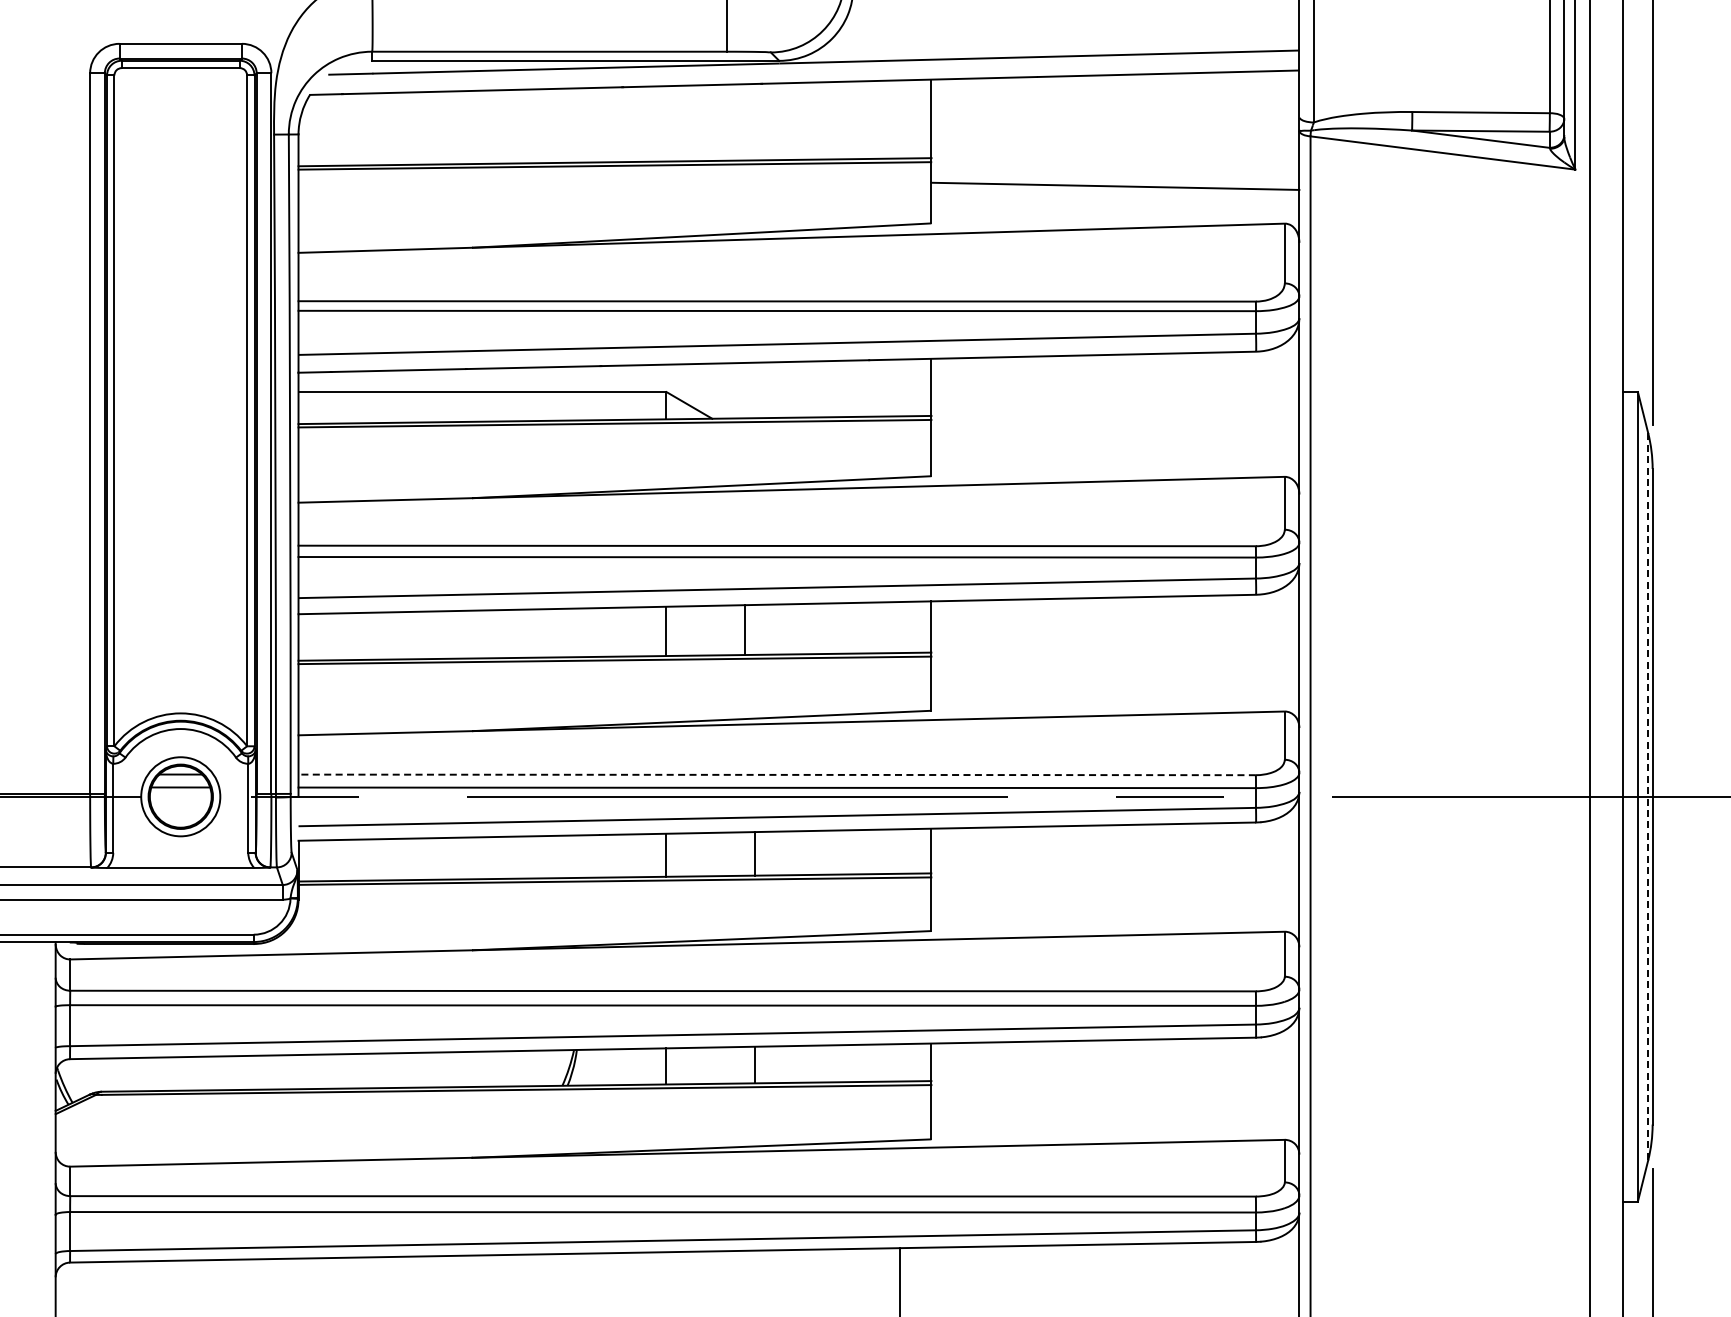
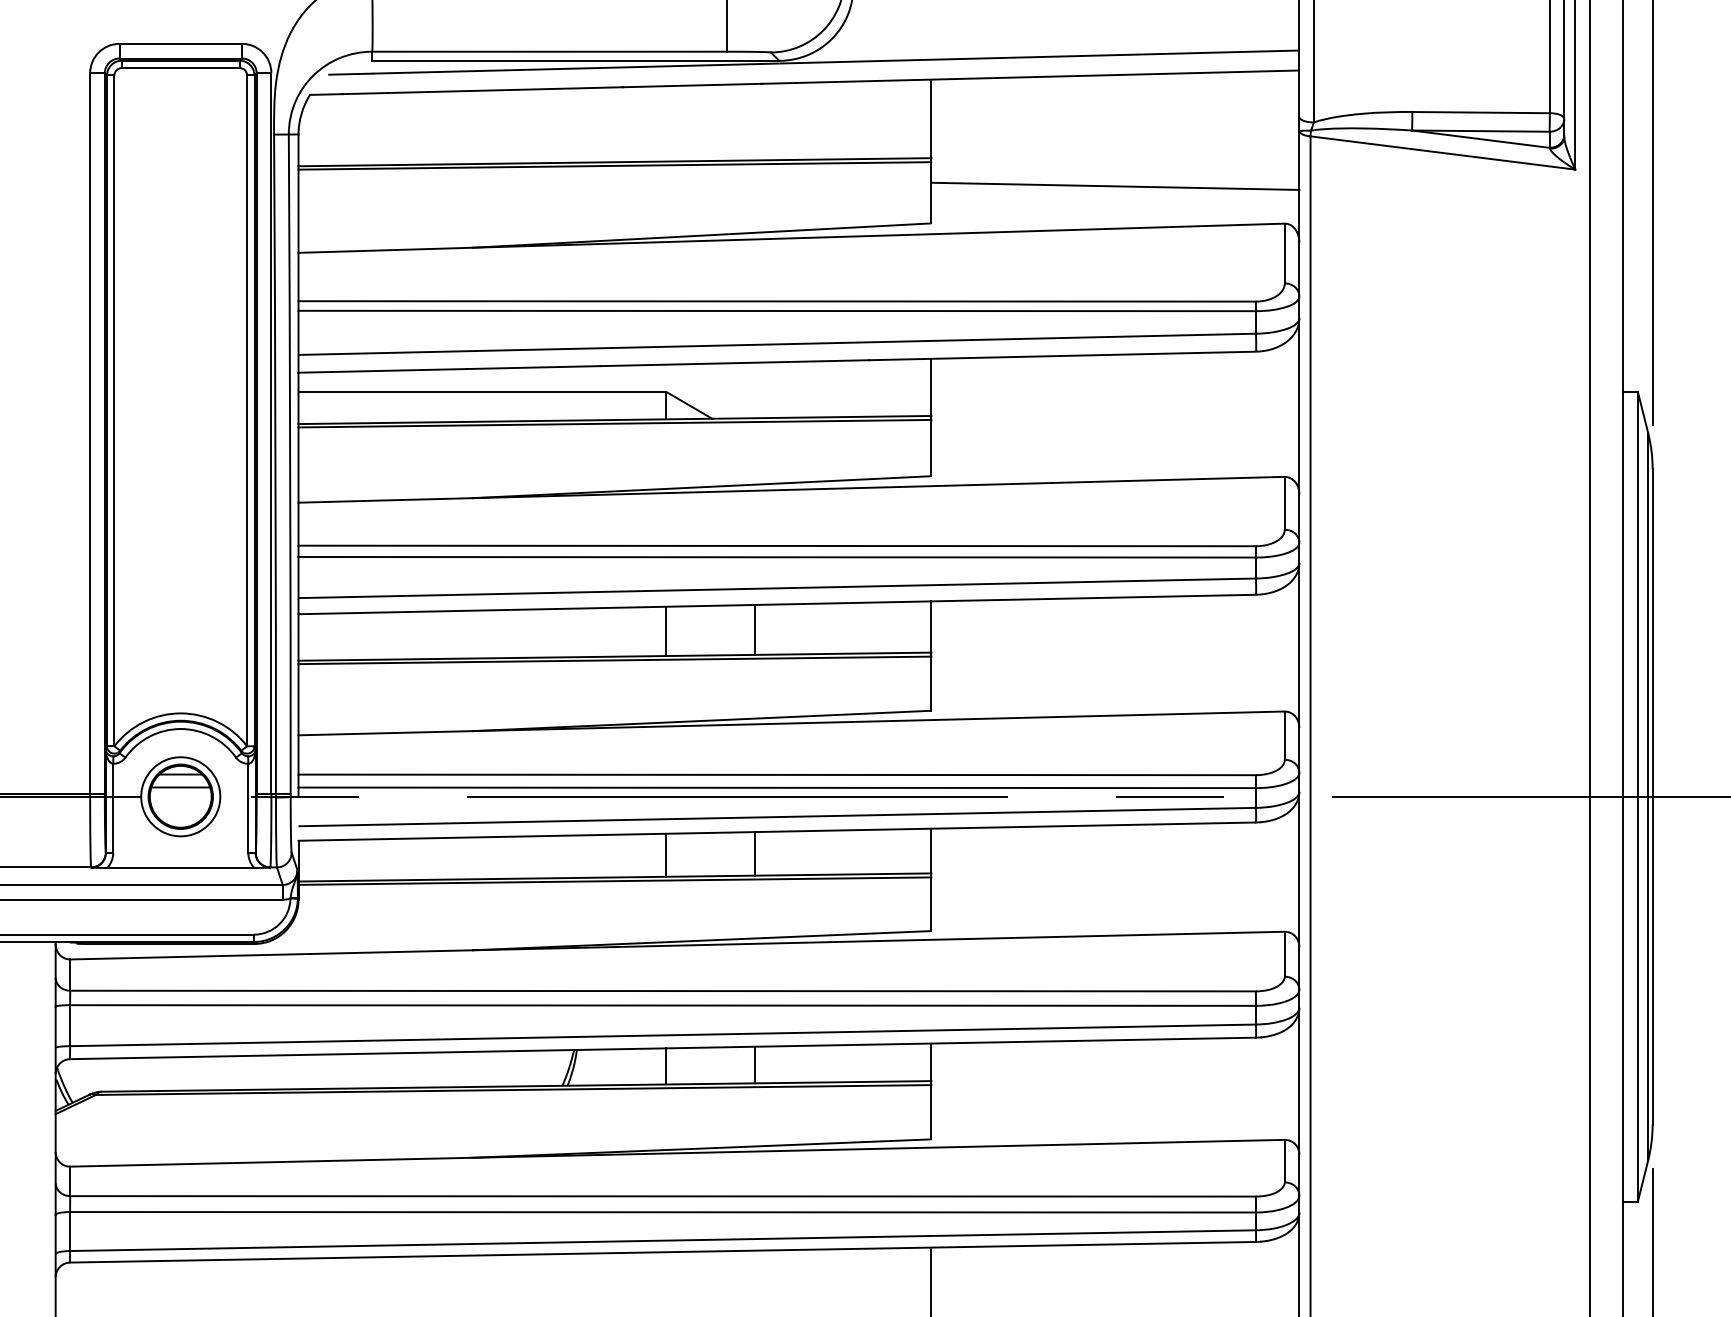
line position: (744, 629) -> (754, 629) (754, 629)
line: dashed -> solid (777, 774)
line: dashed -> solid (1648, 797)
line position: (900, 1280) -> (931, 1280) (931, 1280)
